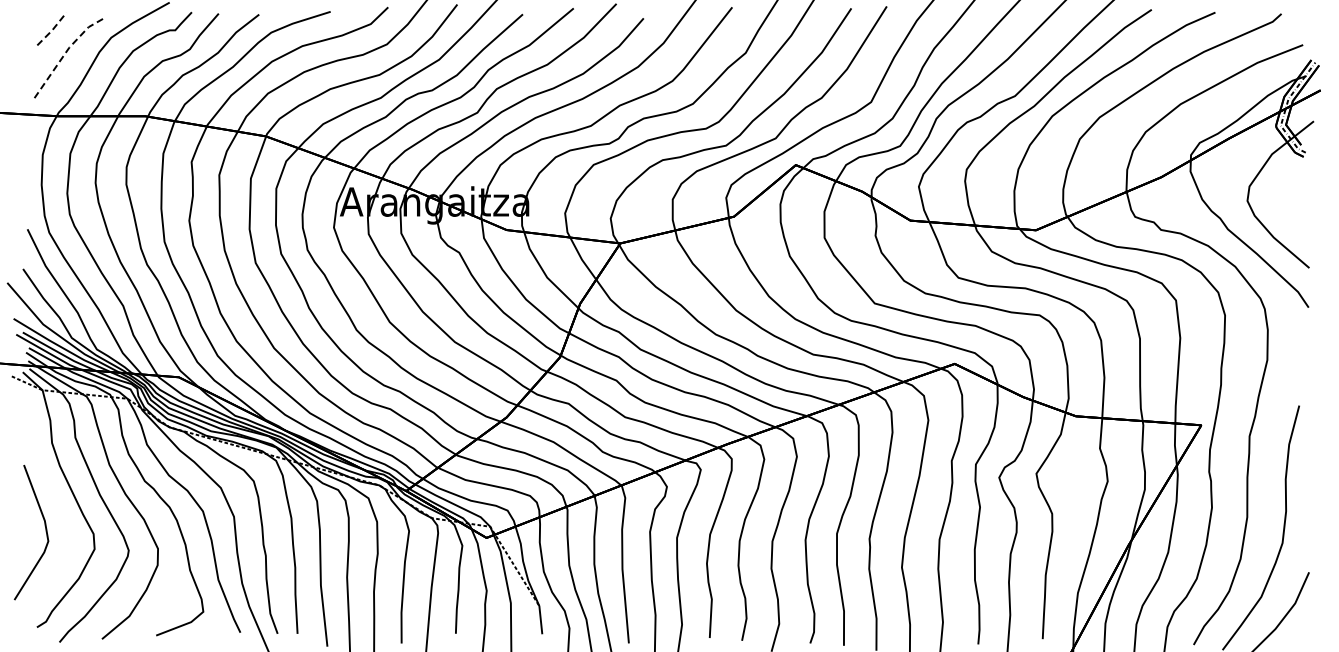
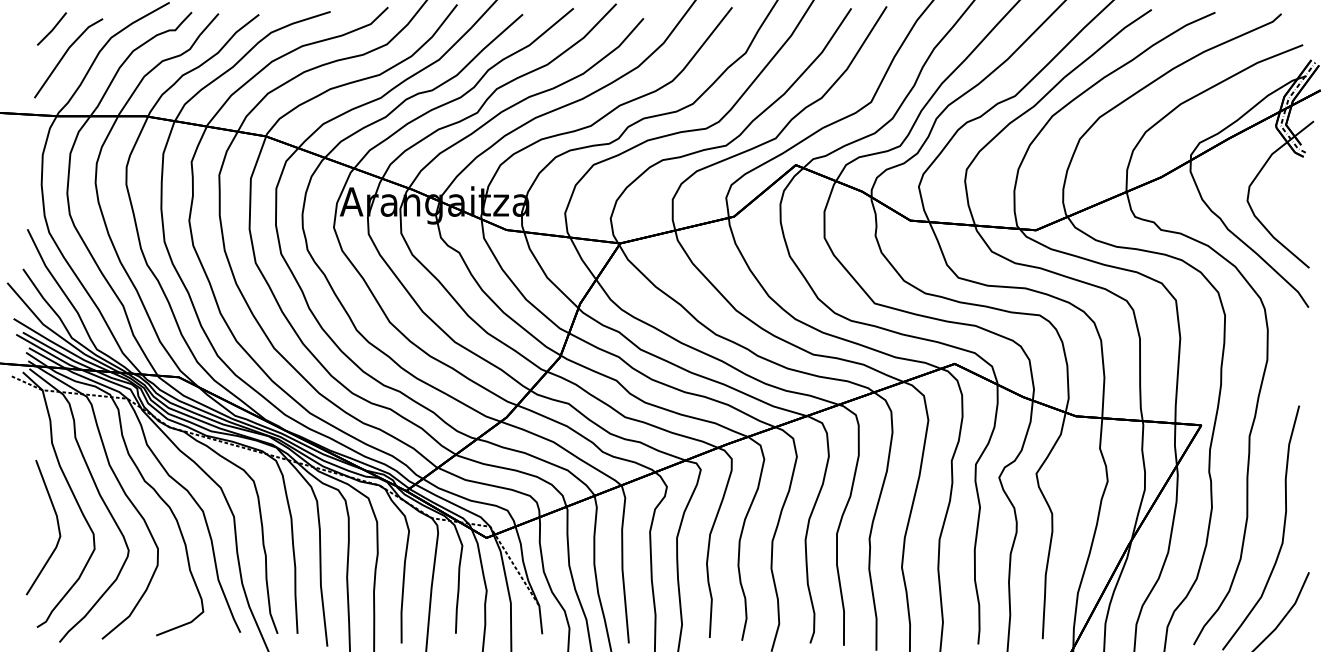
line: dashed -> solid (52, 30)
line: dashed -> solid (65, 53)
line position: (45, 531) -> (57, 526) (57, 526)
